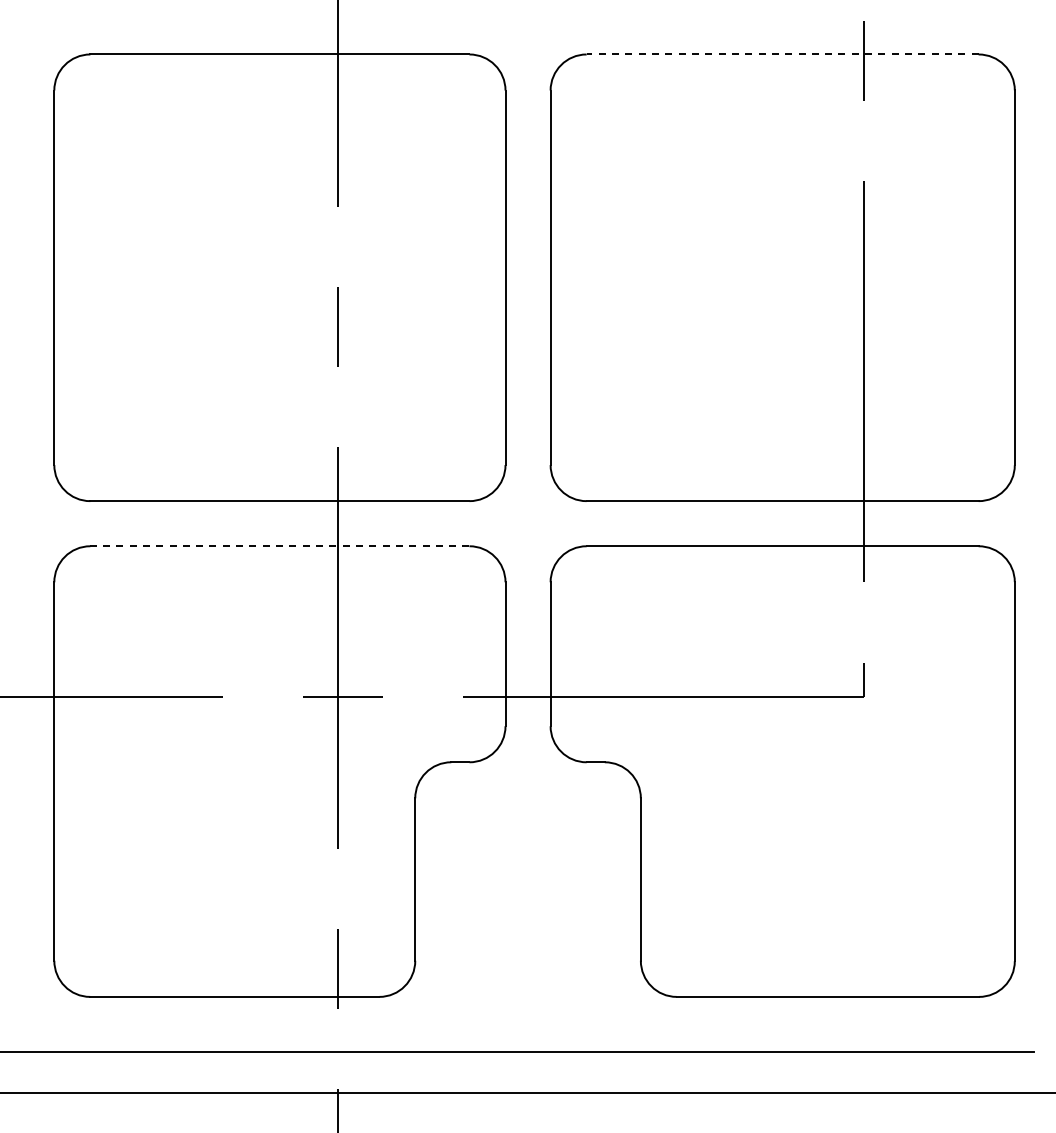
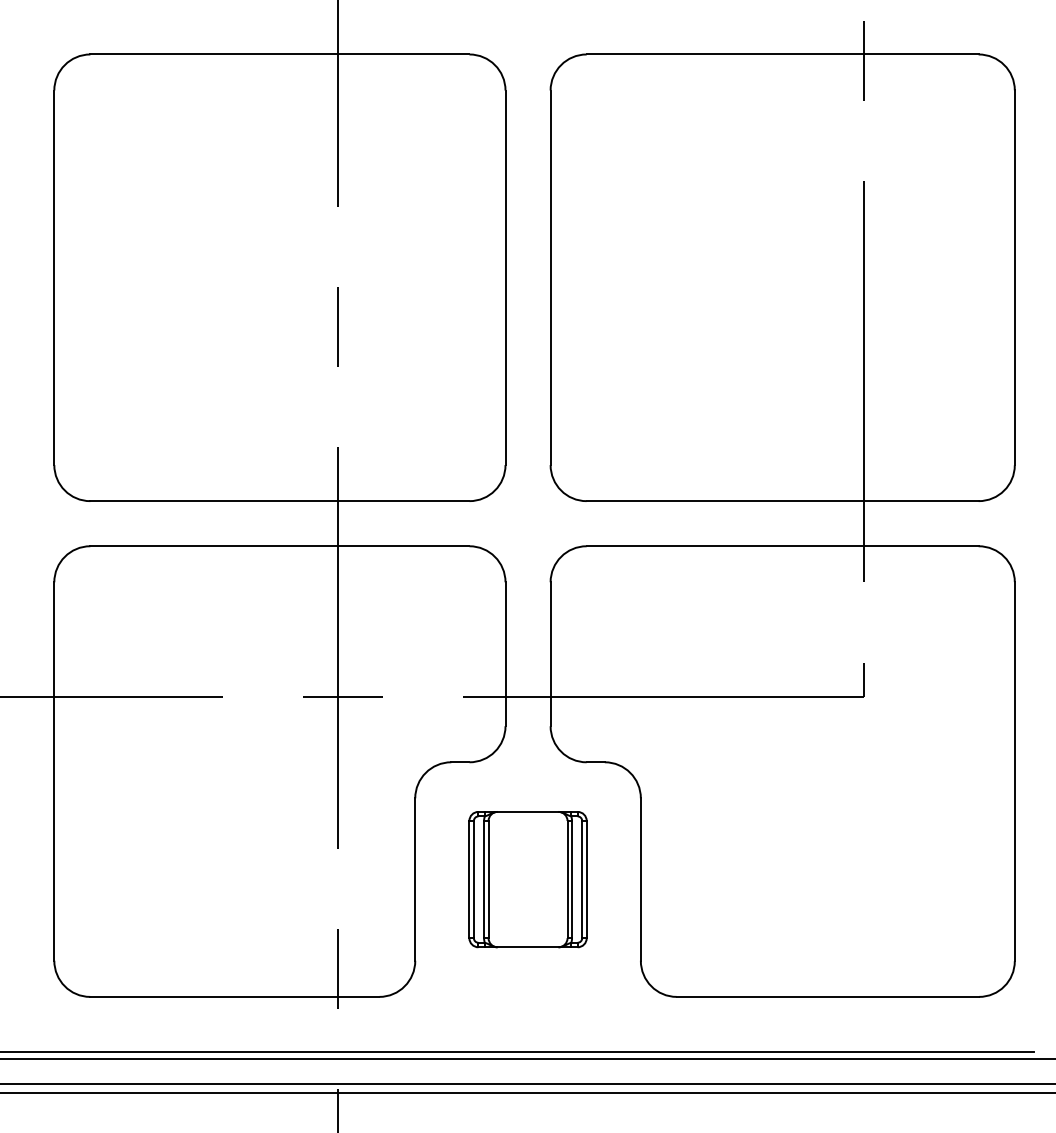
line: dashed -> solid (782, 54)
line: dashed -> solid (279, 546)
part: none -> present (527, 879)
line: none -> present (527, 1059)
line: none -> present (527, 1083)
